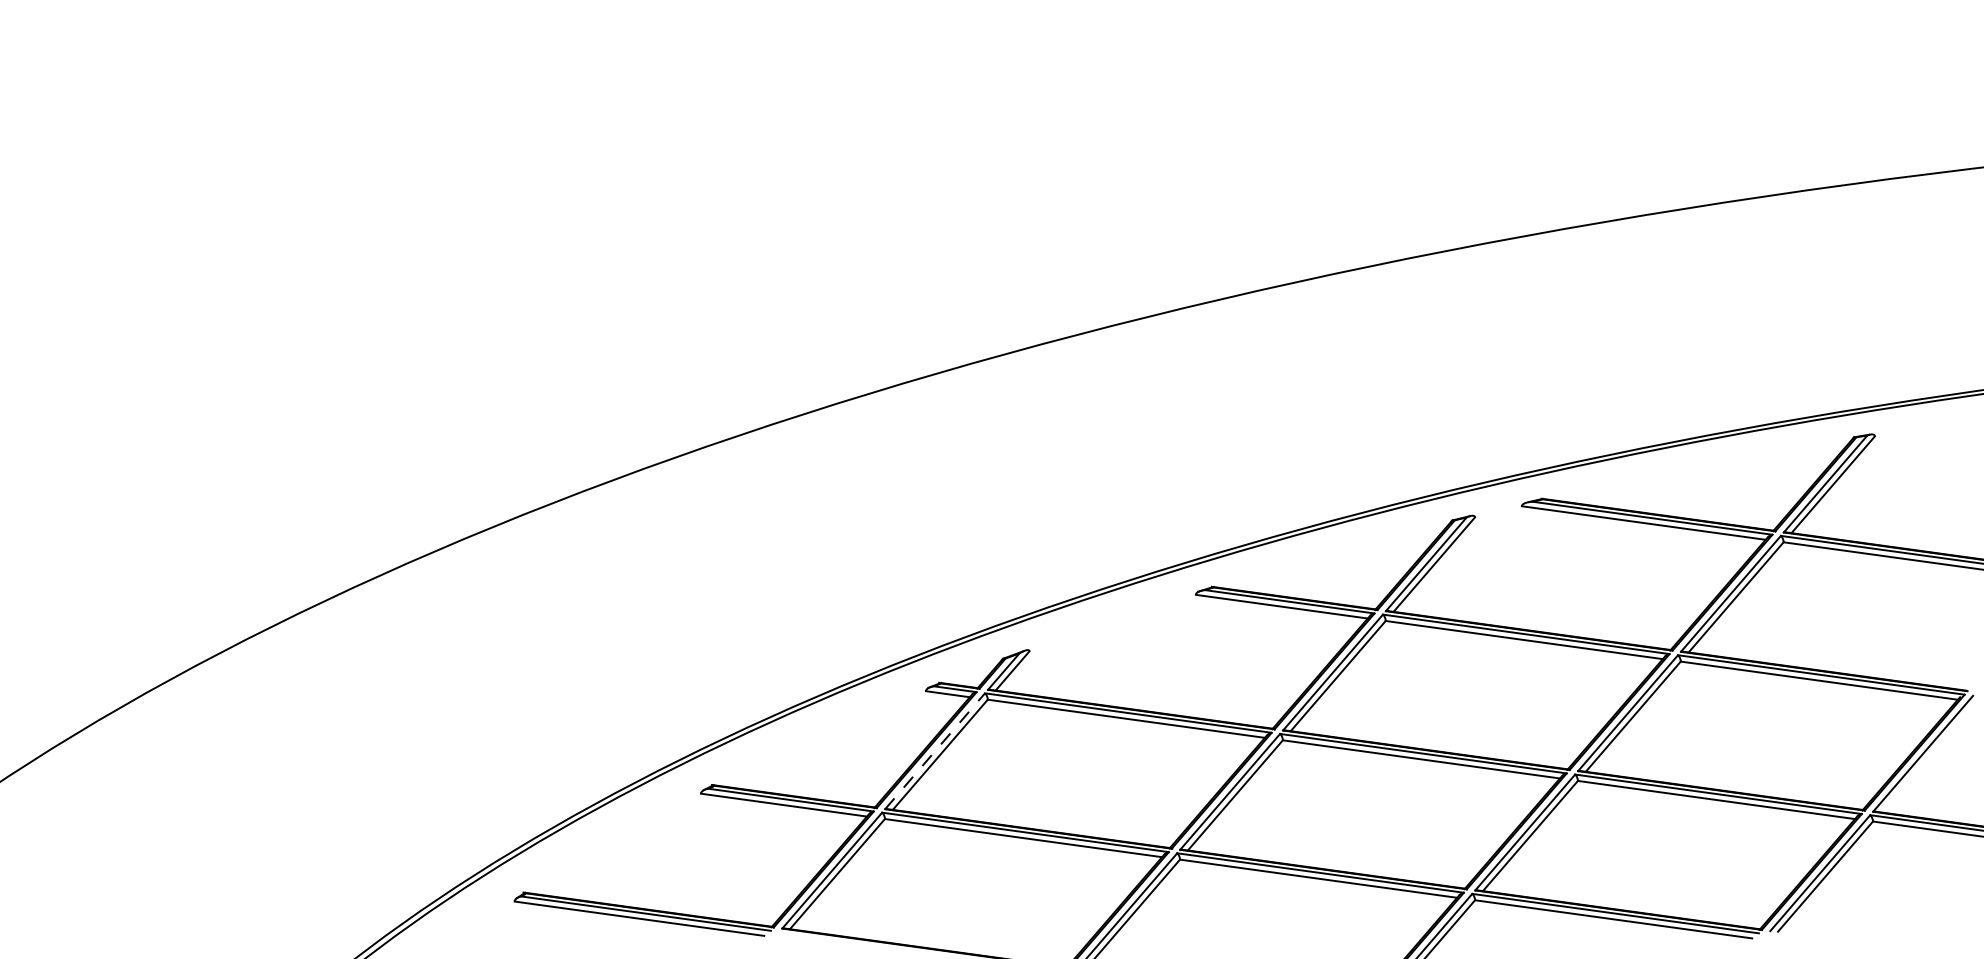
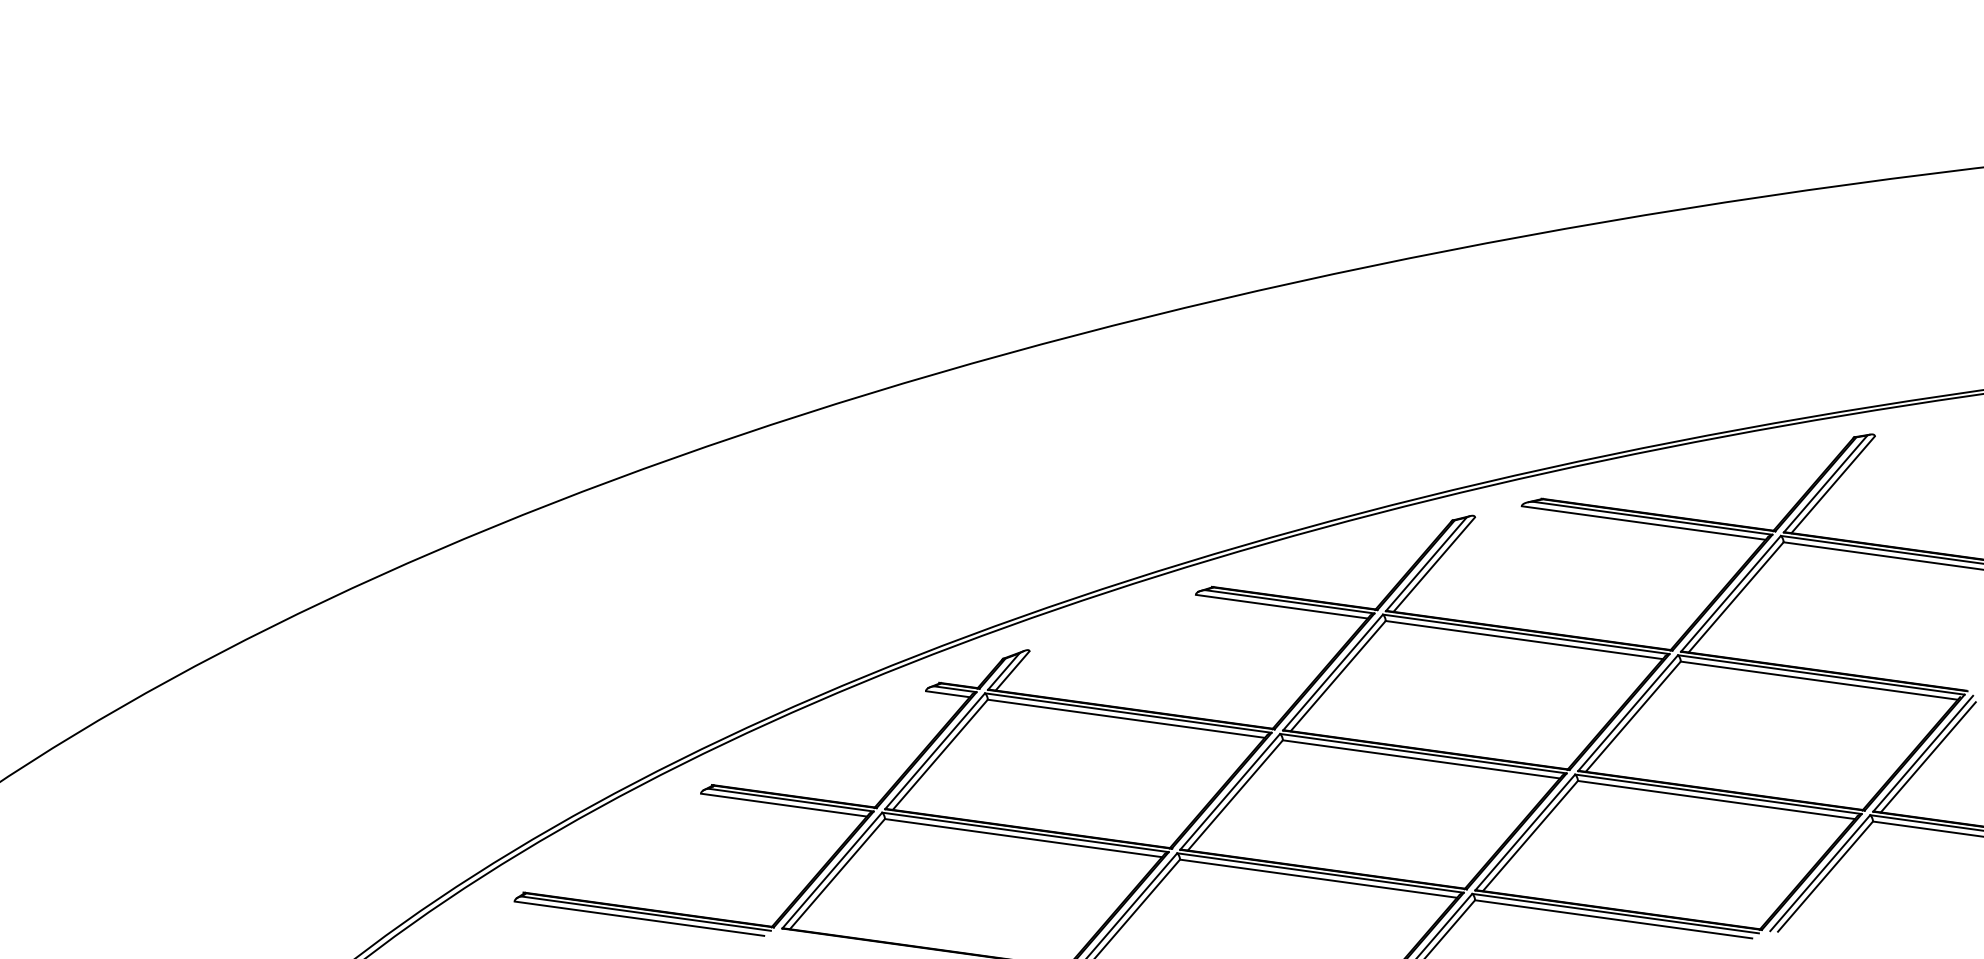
line: dashed -> solid (935, 751)
line: none -> present (1927, 757)
